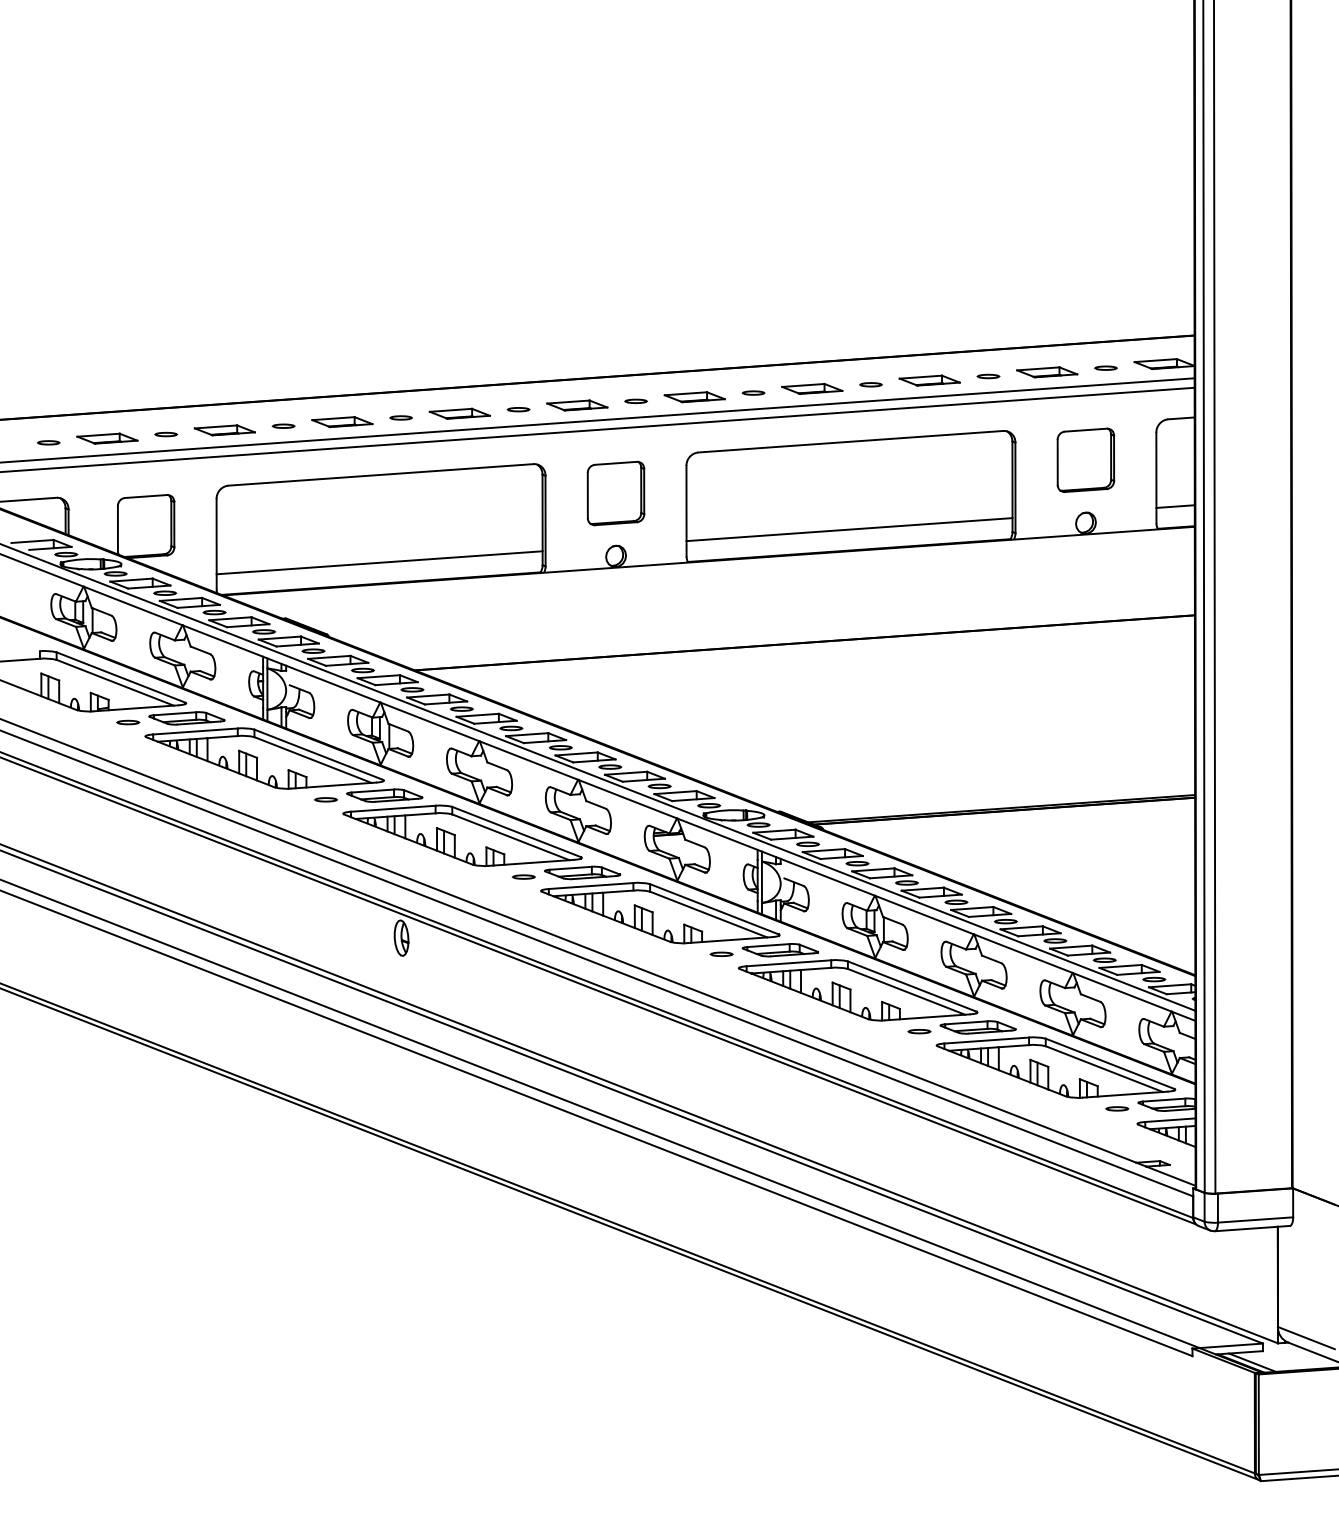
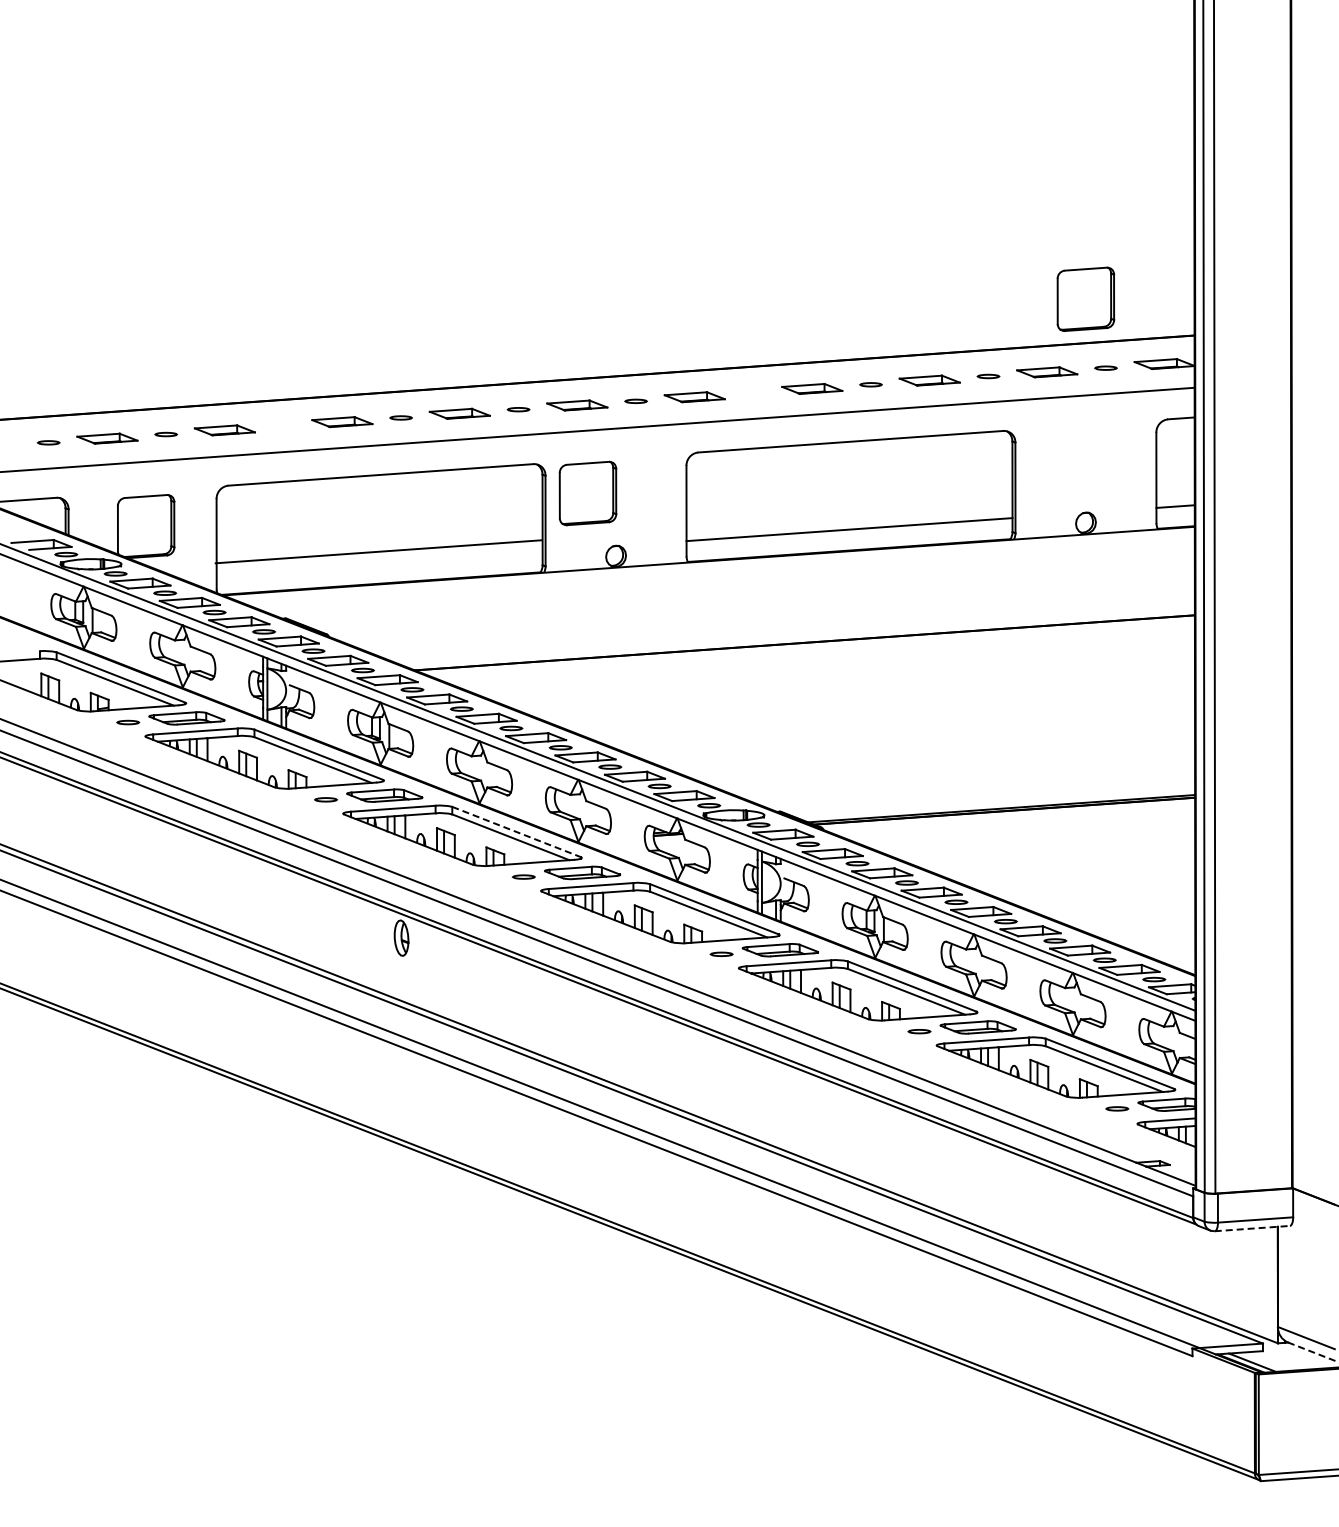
part: present -> none (753, 392)
line: present -> none (598, 420)
part: present -> none (283, 425)
part position: (1085, 459) -> (1085, 298) (1085, 298)
part position: (615, 493) -> (587, 493) (587, 493)
line position: (379, 562) -> (378, 551) (378, 551)
line: solid -> dashed (517, 832)
line: solid -> dashed (1252, 1228)
line: solid -> dashed (1313, 1352)
